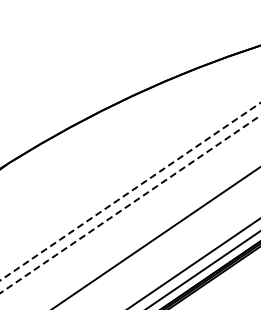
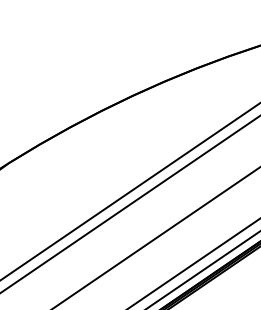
line: dashed -> solid (130, 191)
line: dashed -> solid (129, 204)
